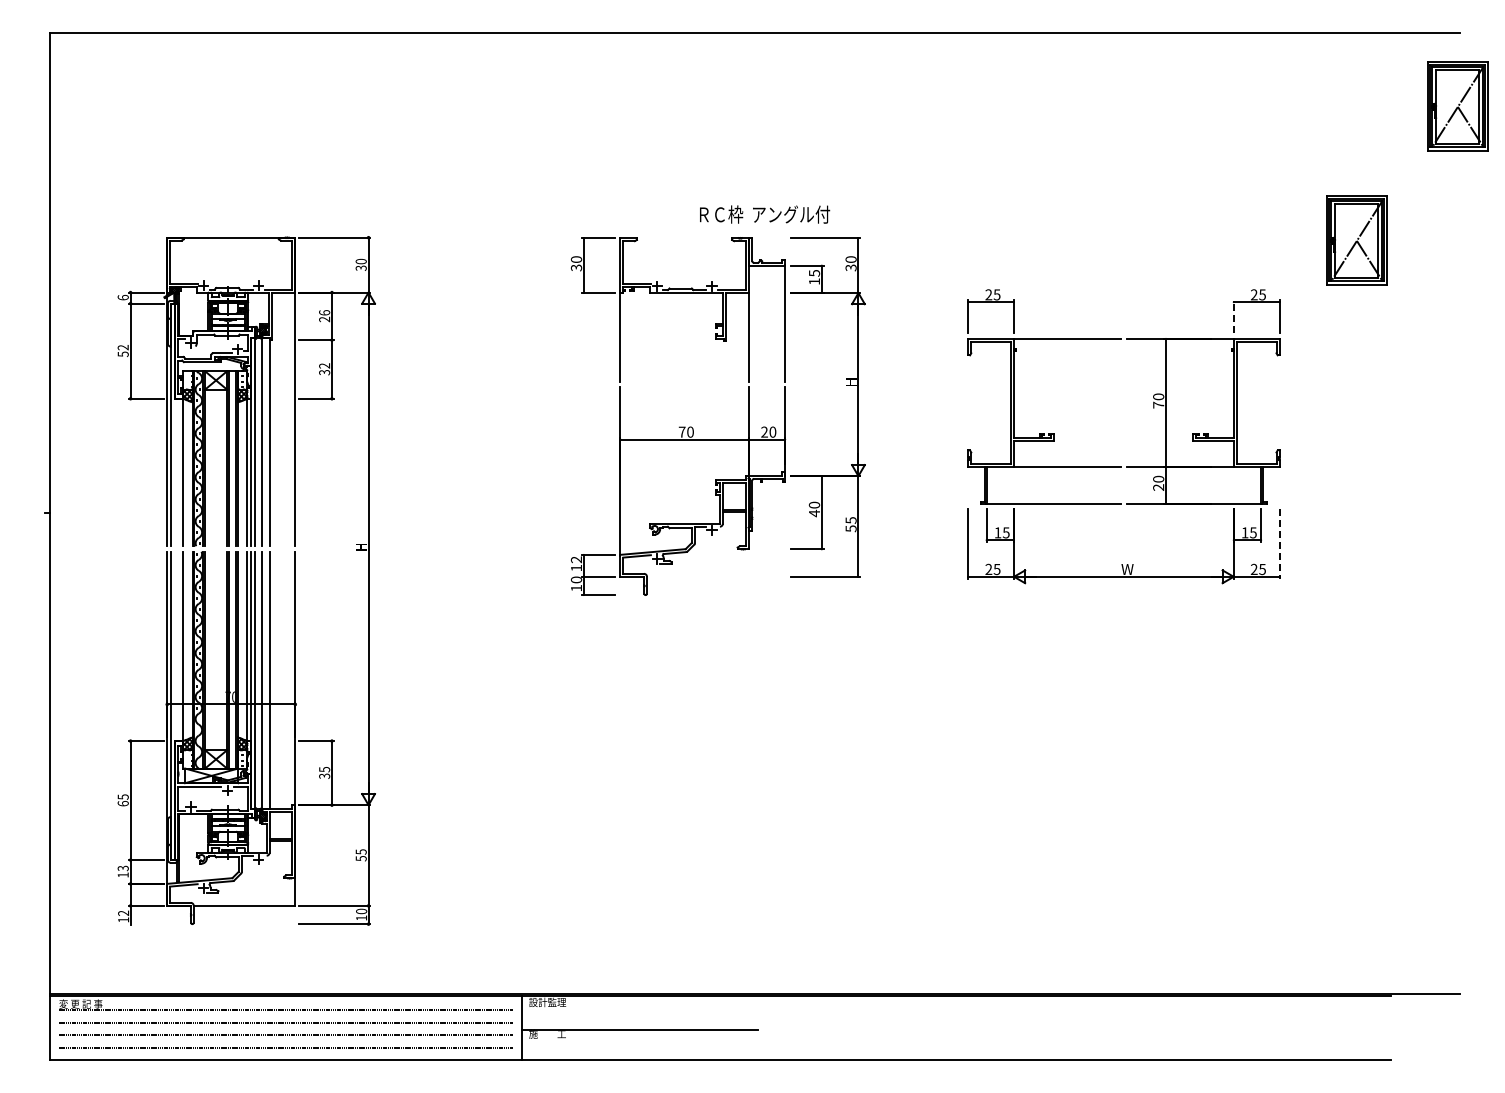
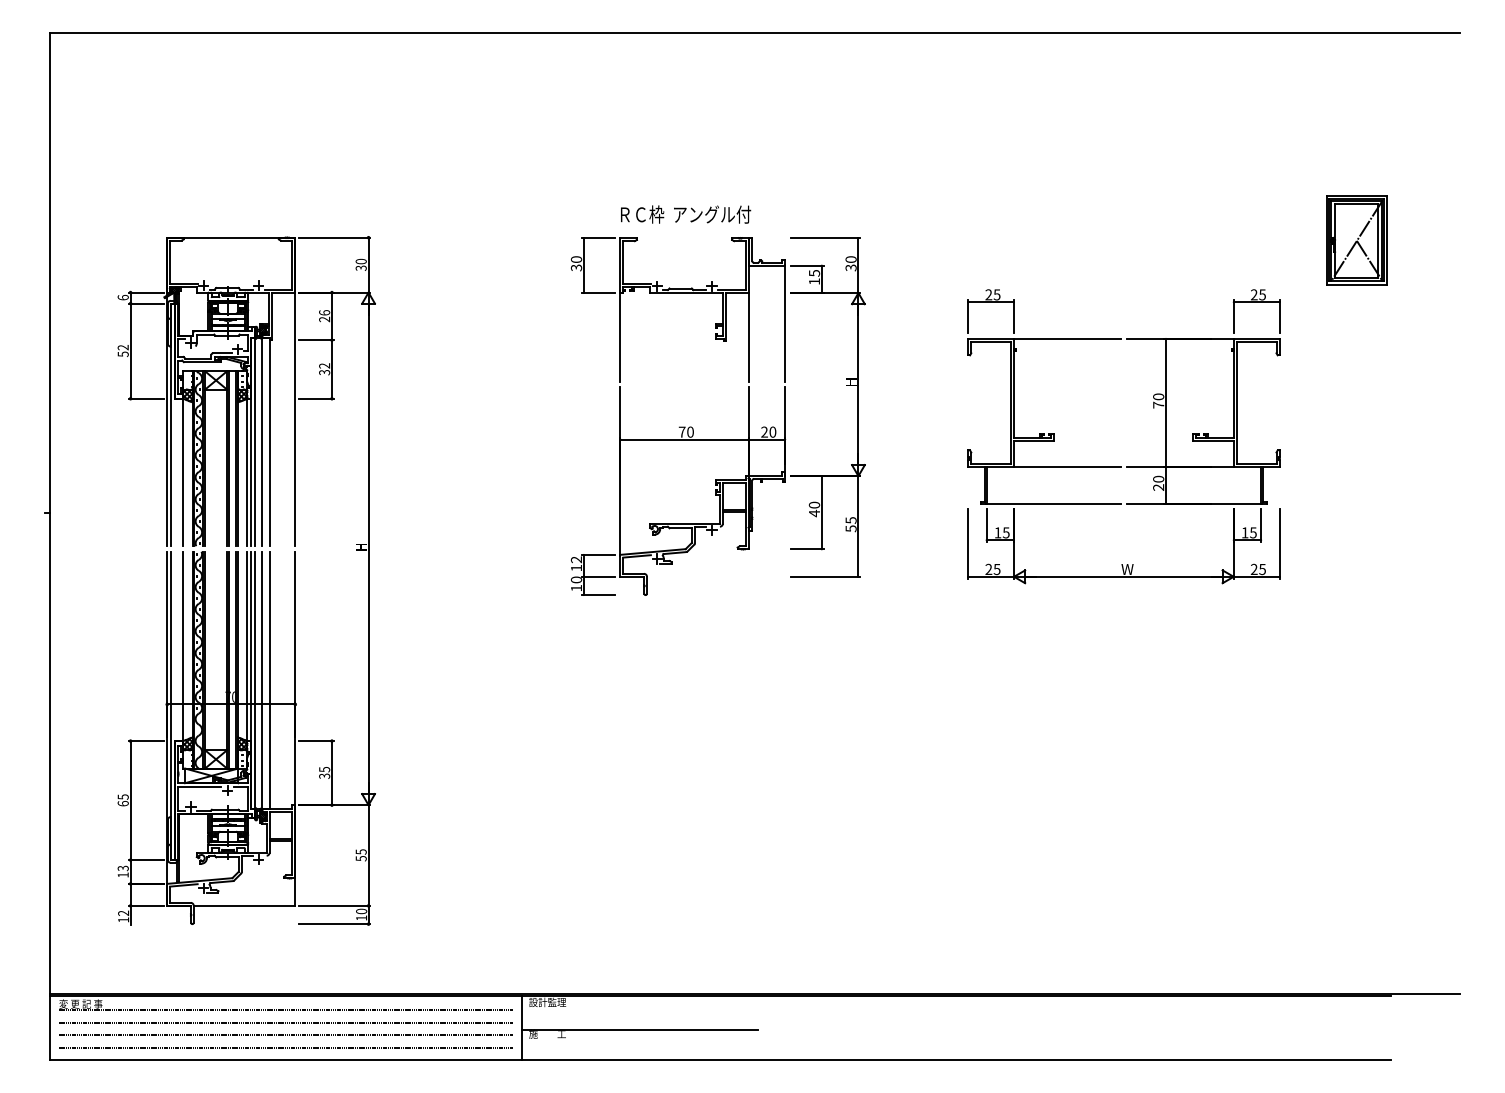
part: present -> none (1457, 106)
text position: (765, 214) -> (686, 214) (686, 214)
line: dashed -> solid (1233, 316)
line: dashed -> solid (1279, 543)
